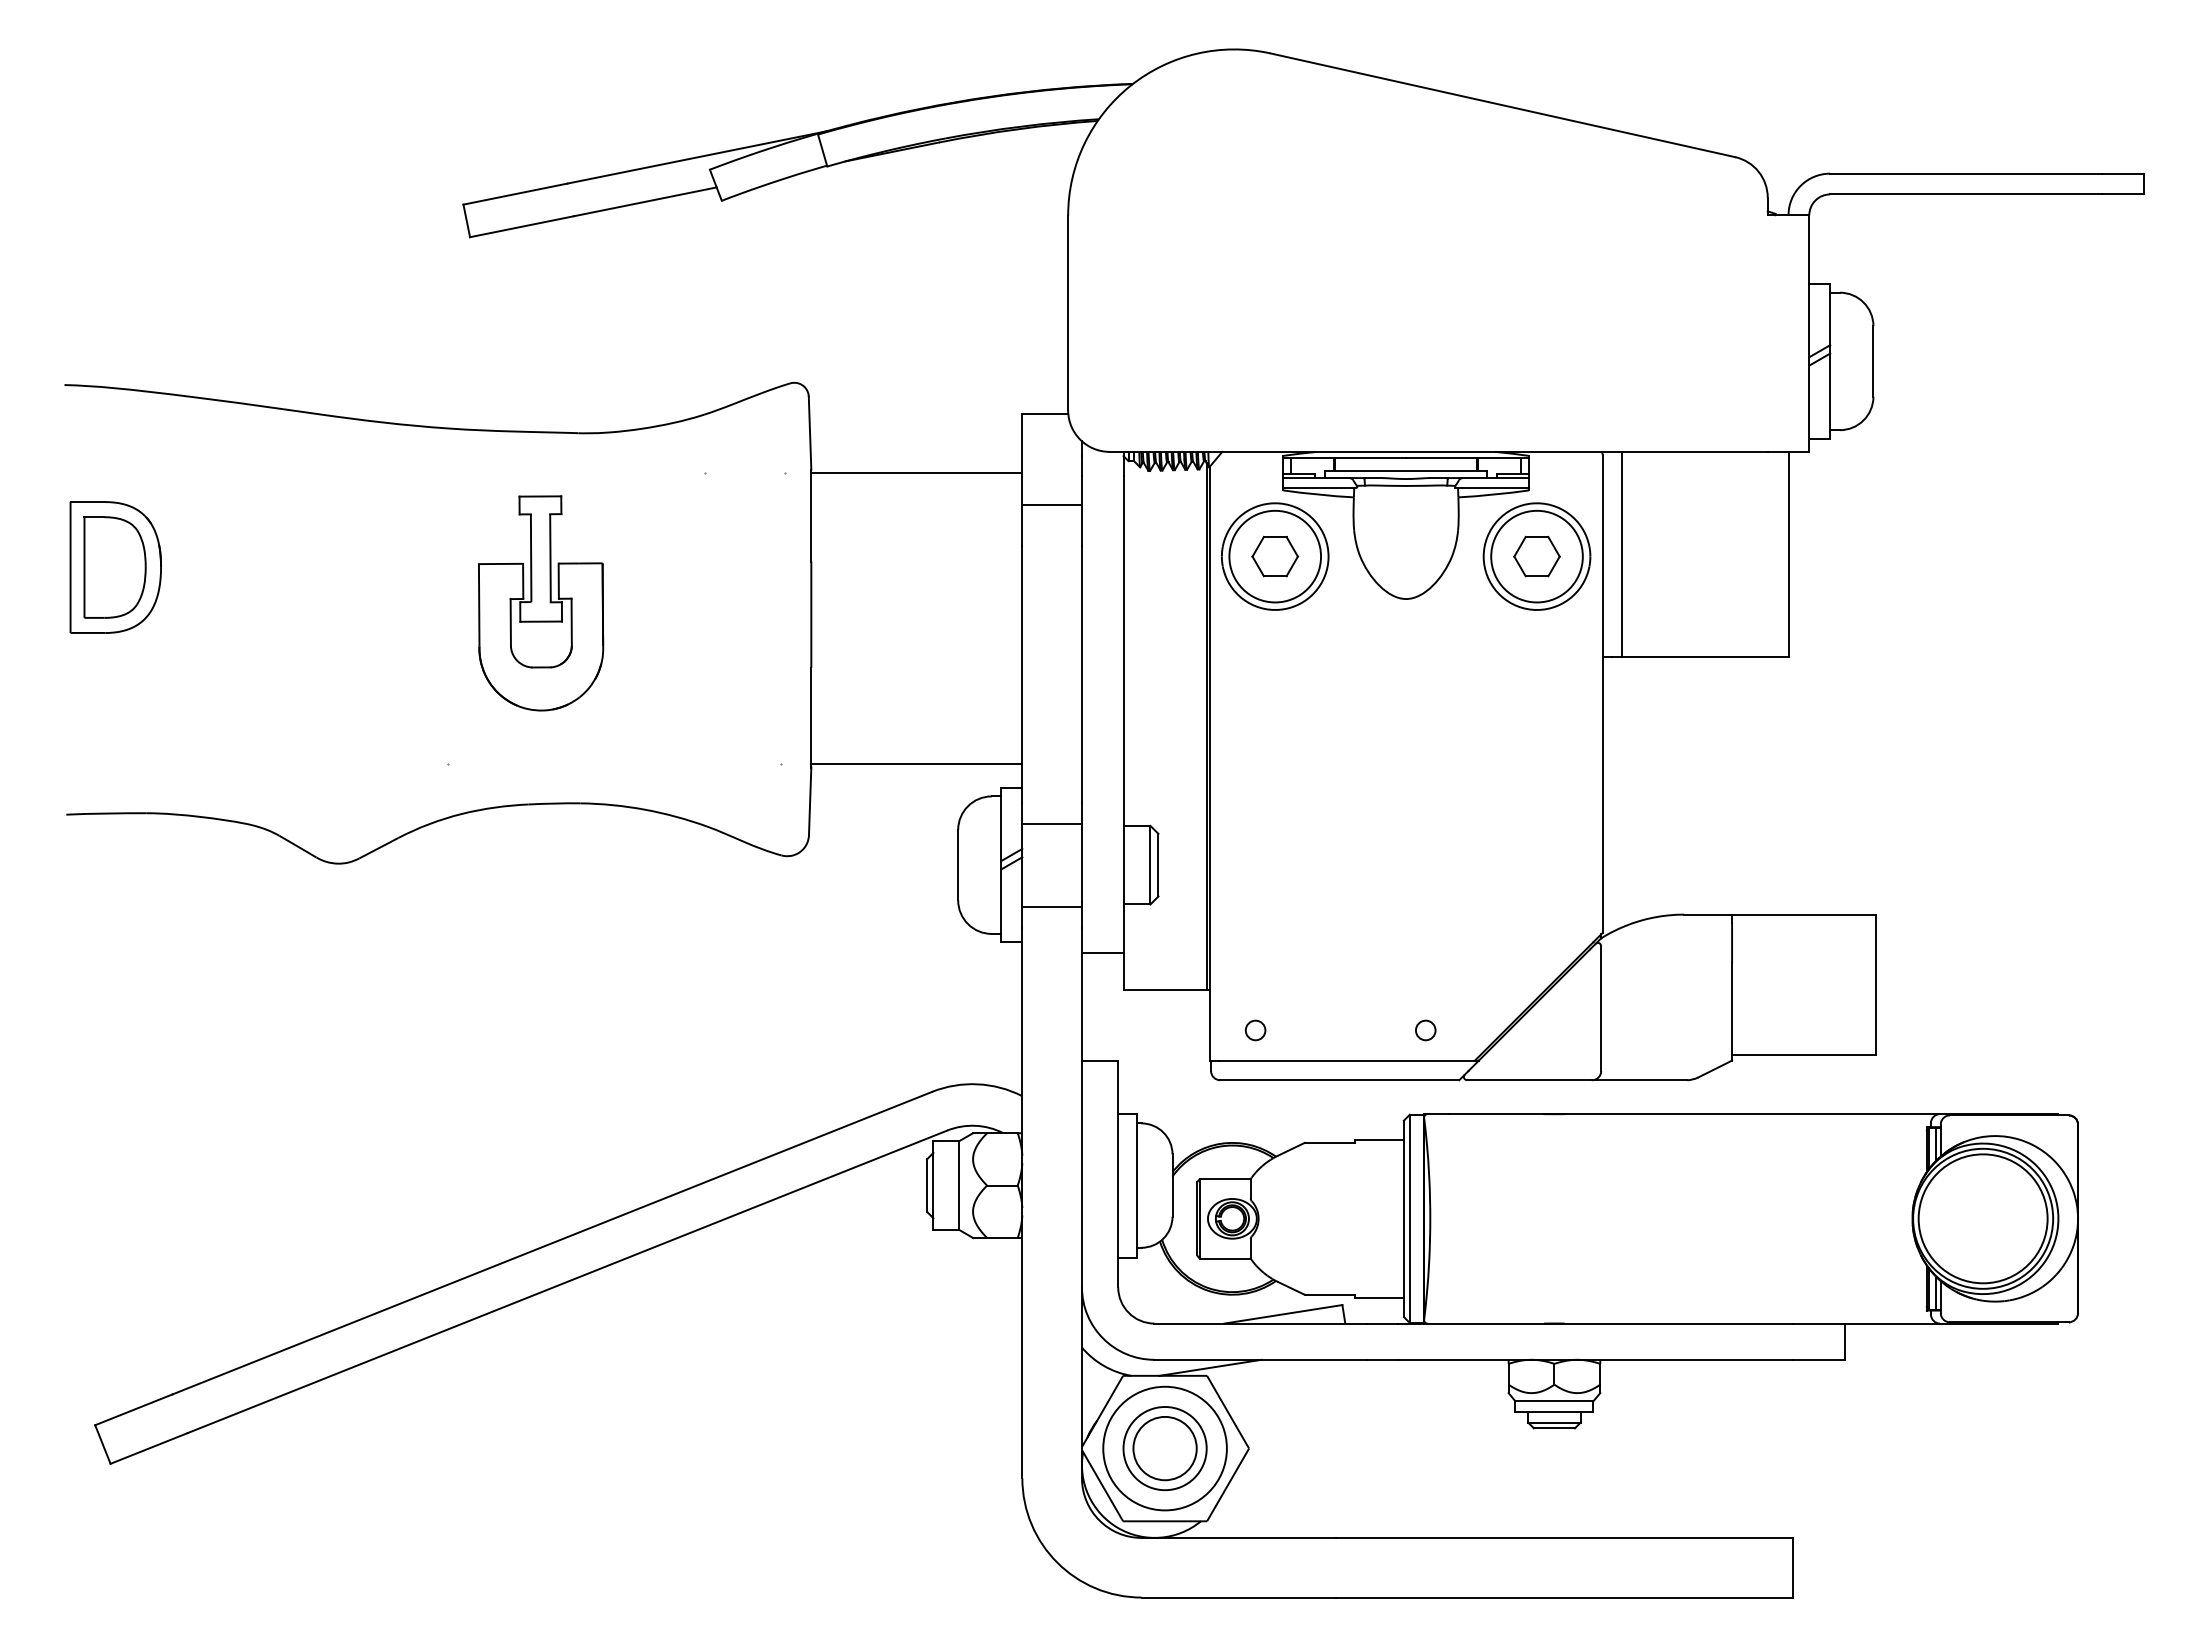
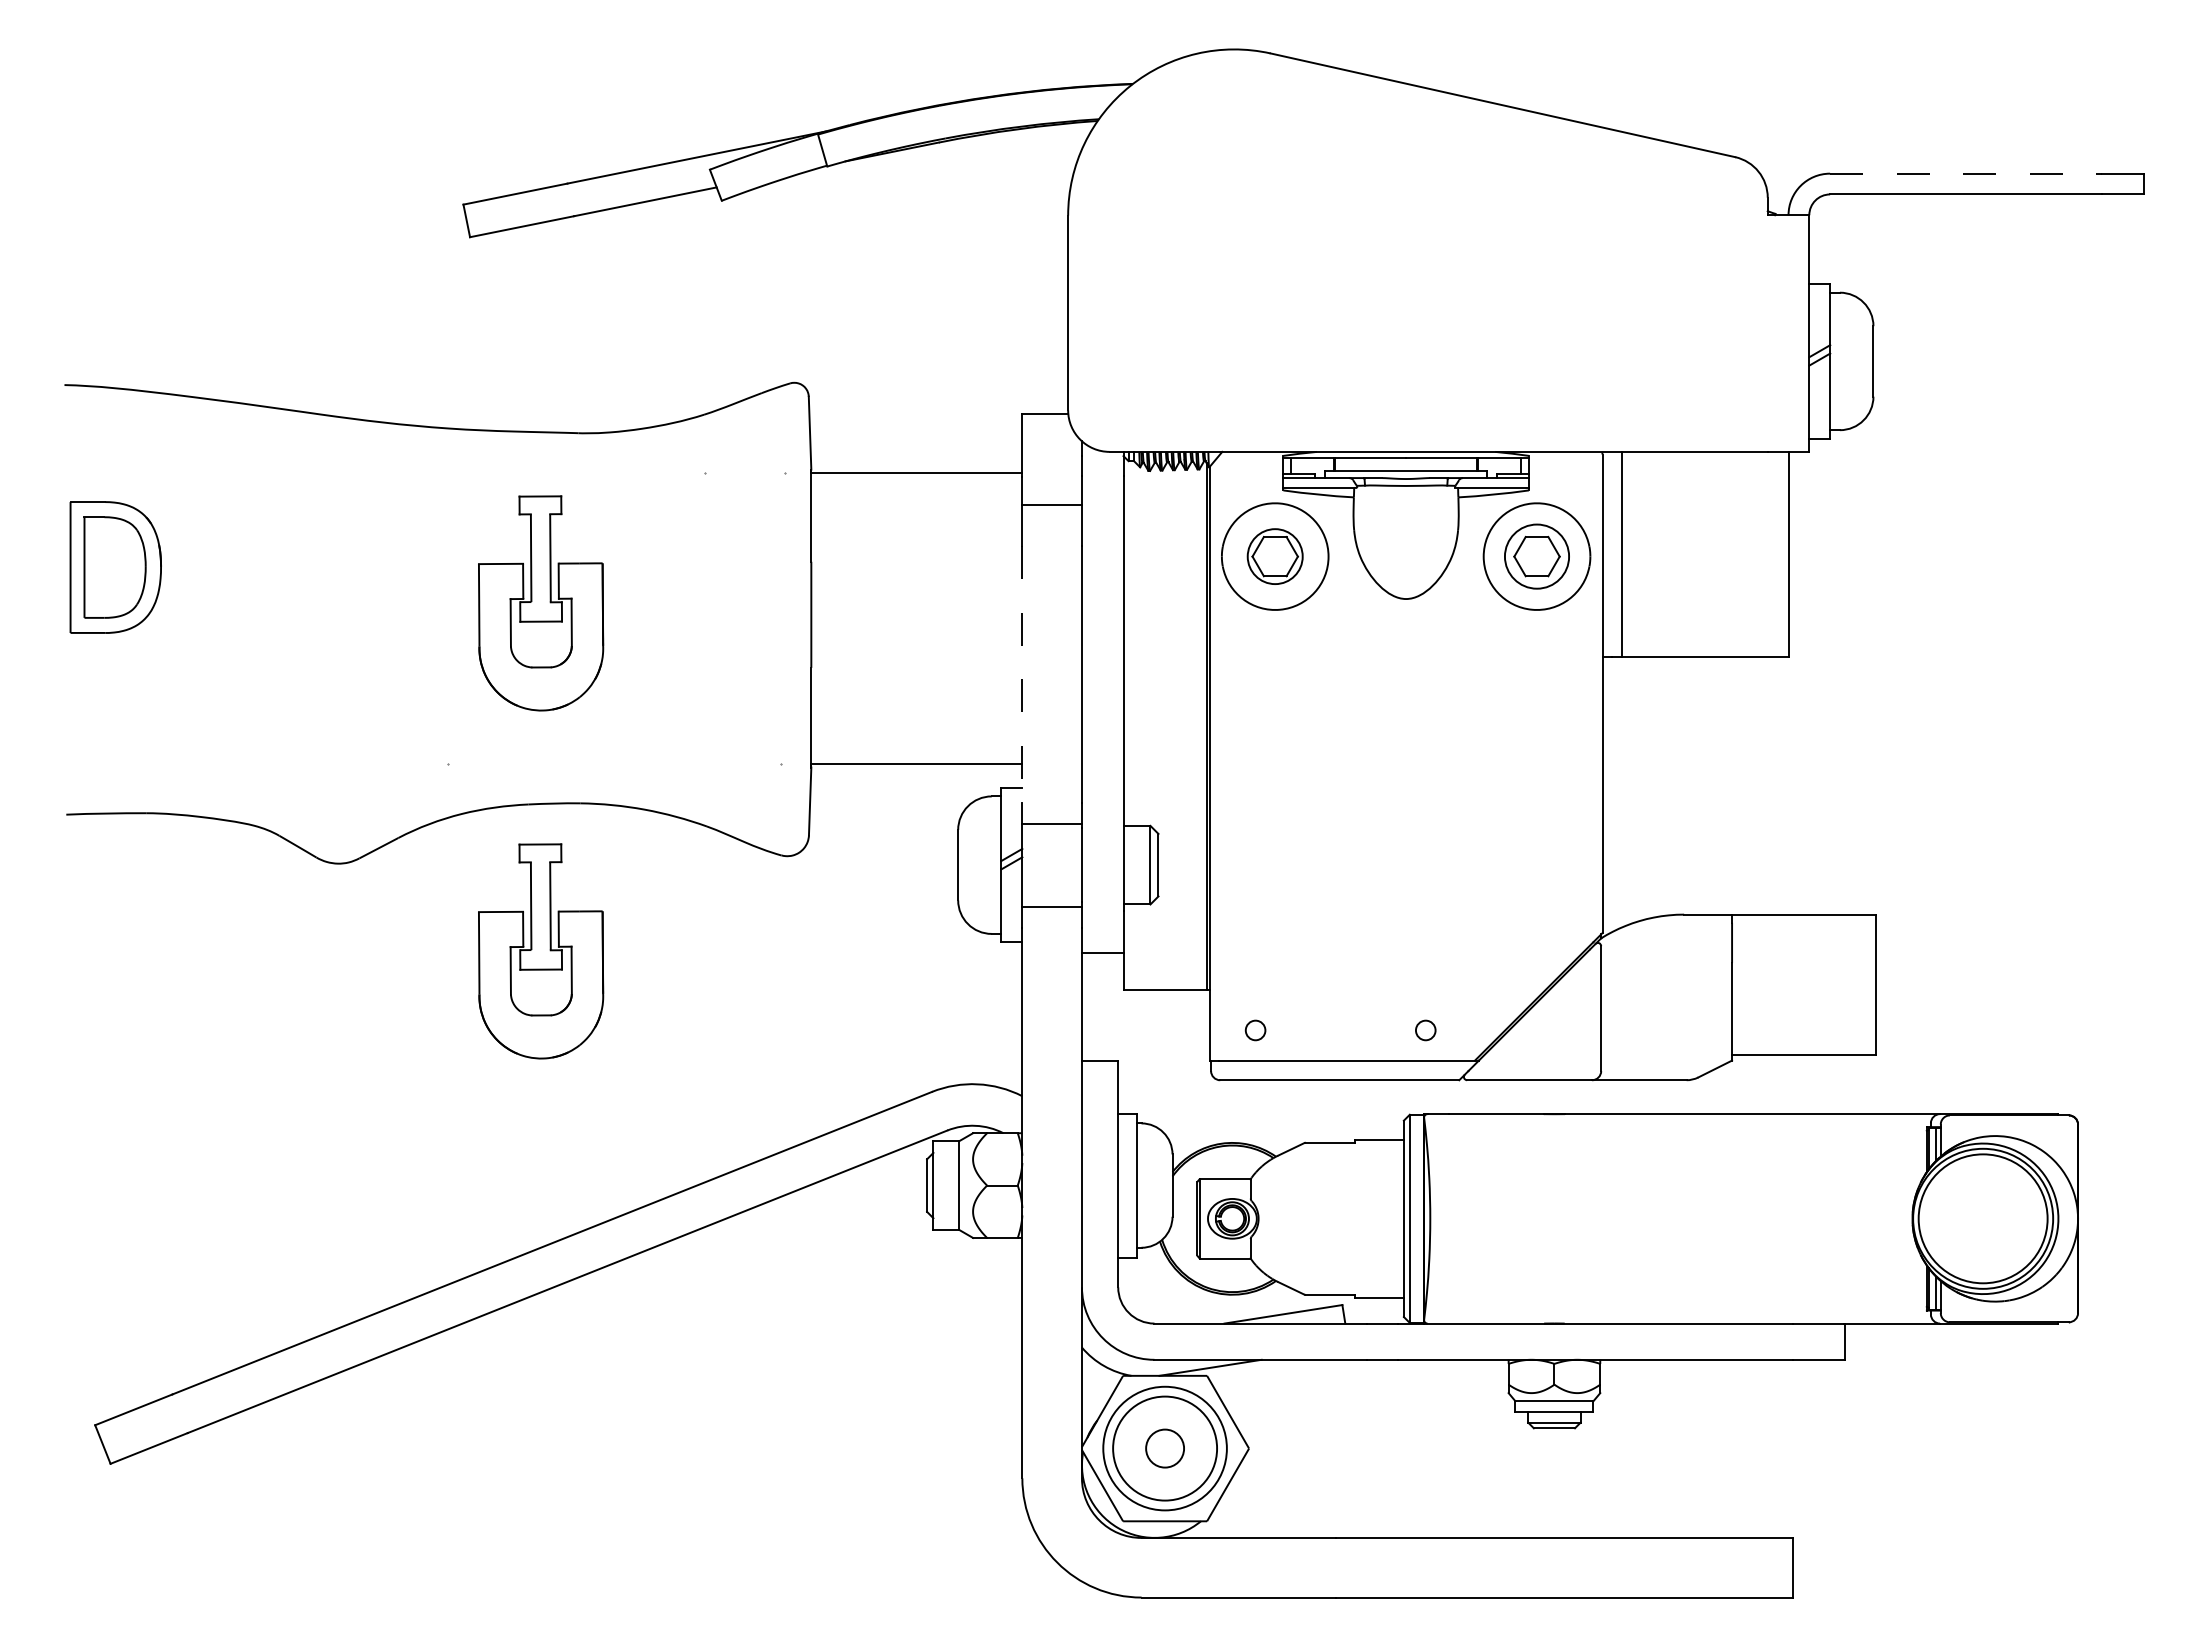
line: solid -> dashed (1966, 173)
circle diameter: 92 px -> 55 px (1274, 556)
circle diameter: 92 px -> 64 px (1536, 556)
line: solid -> dashed (1022, 675)
part: none -> present (541, 951)
circle diameter: 63 px -> 38 px (1165, 1448)
circle diameter: 83 px -> 104 px (1165, 1448)
